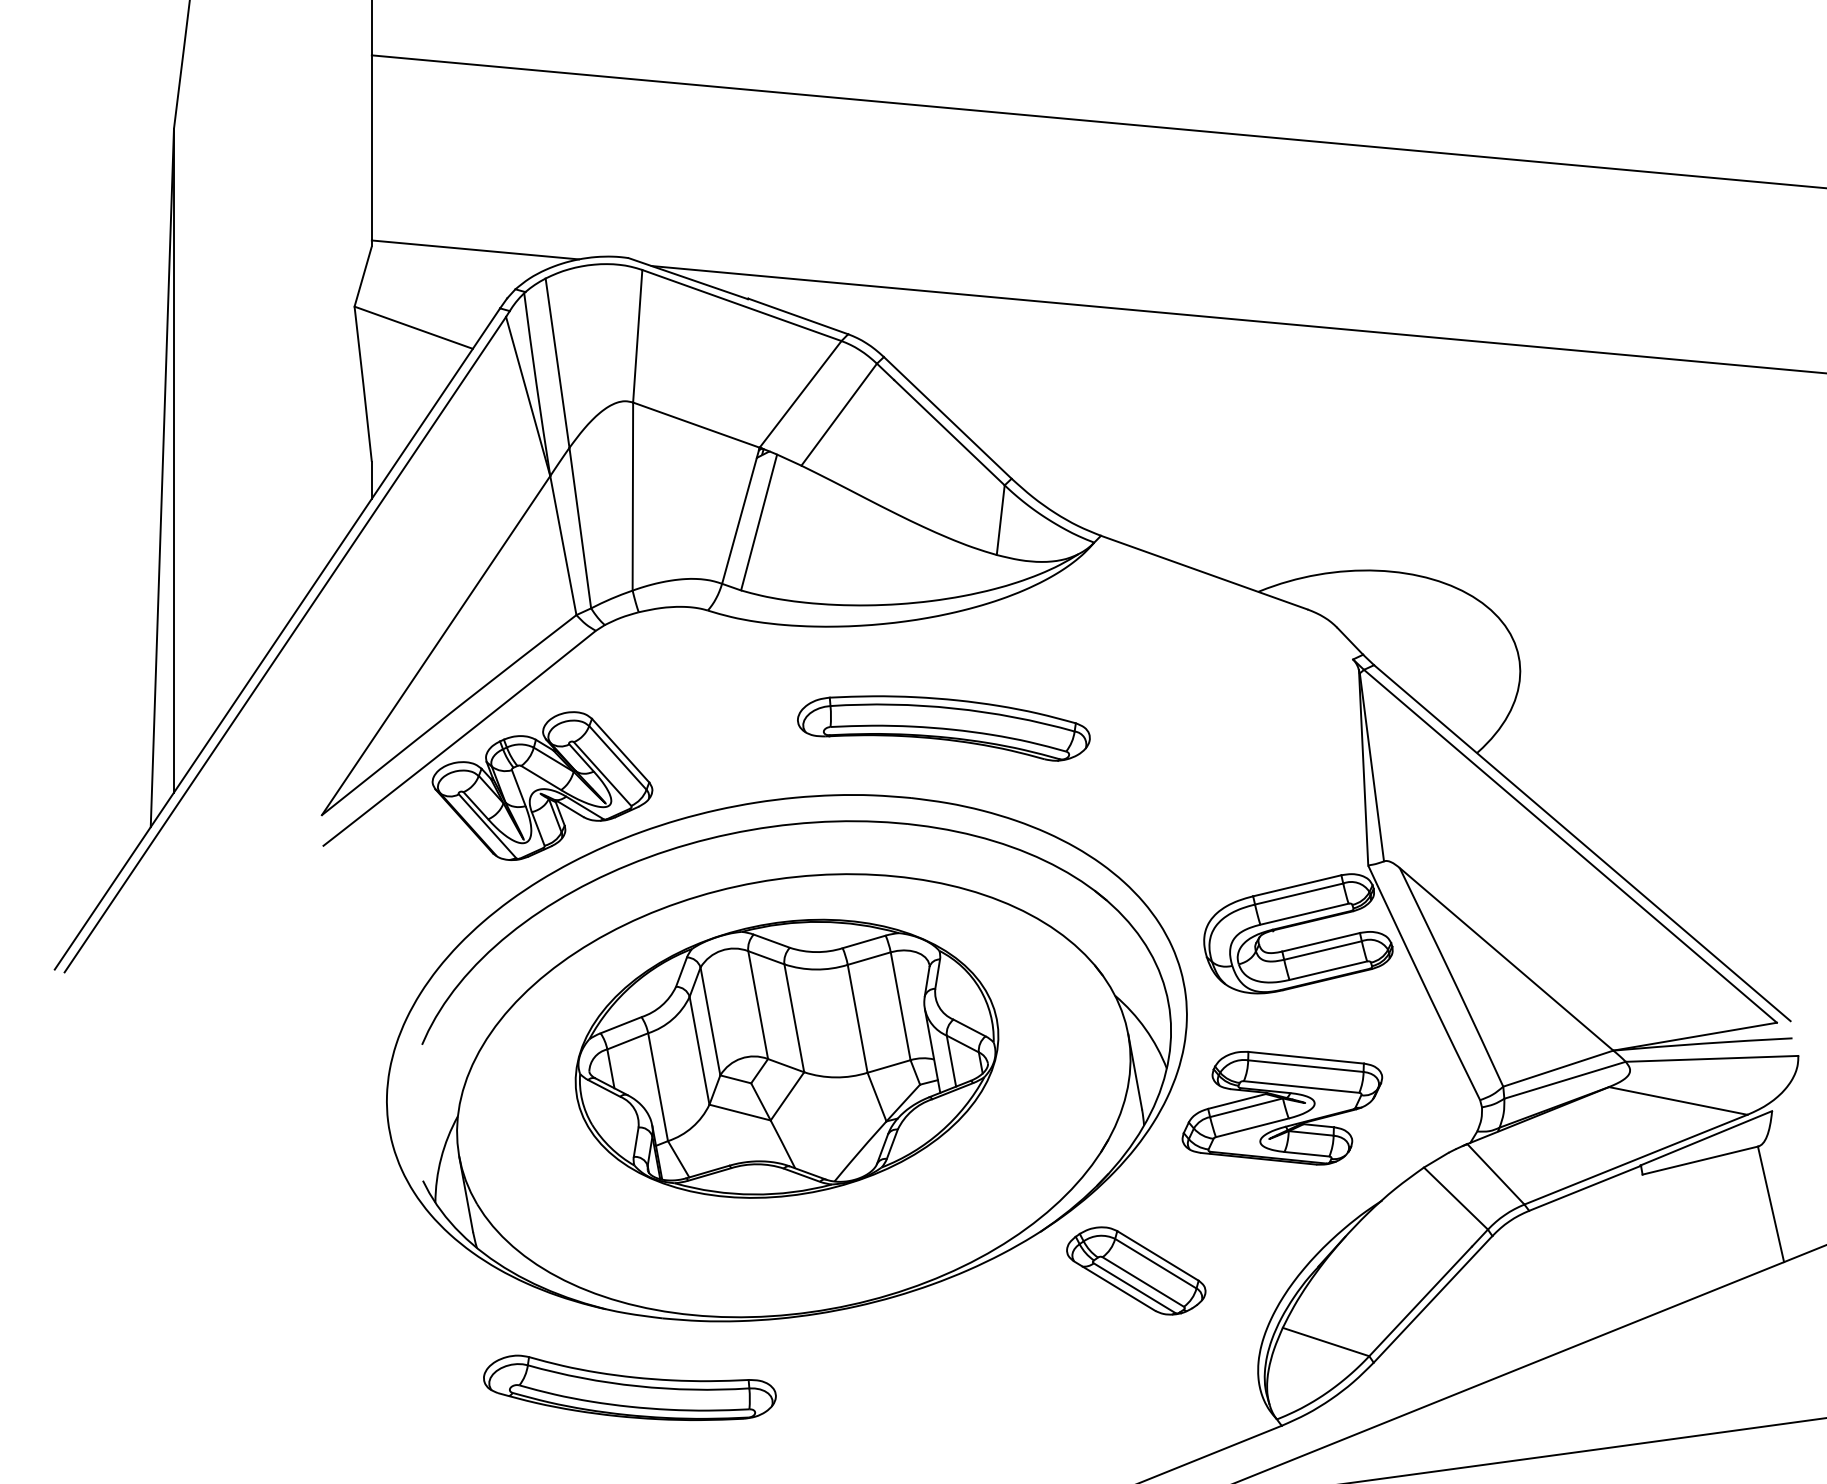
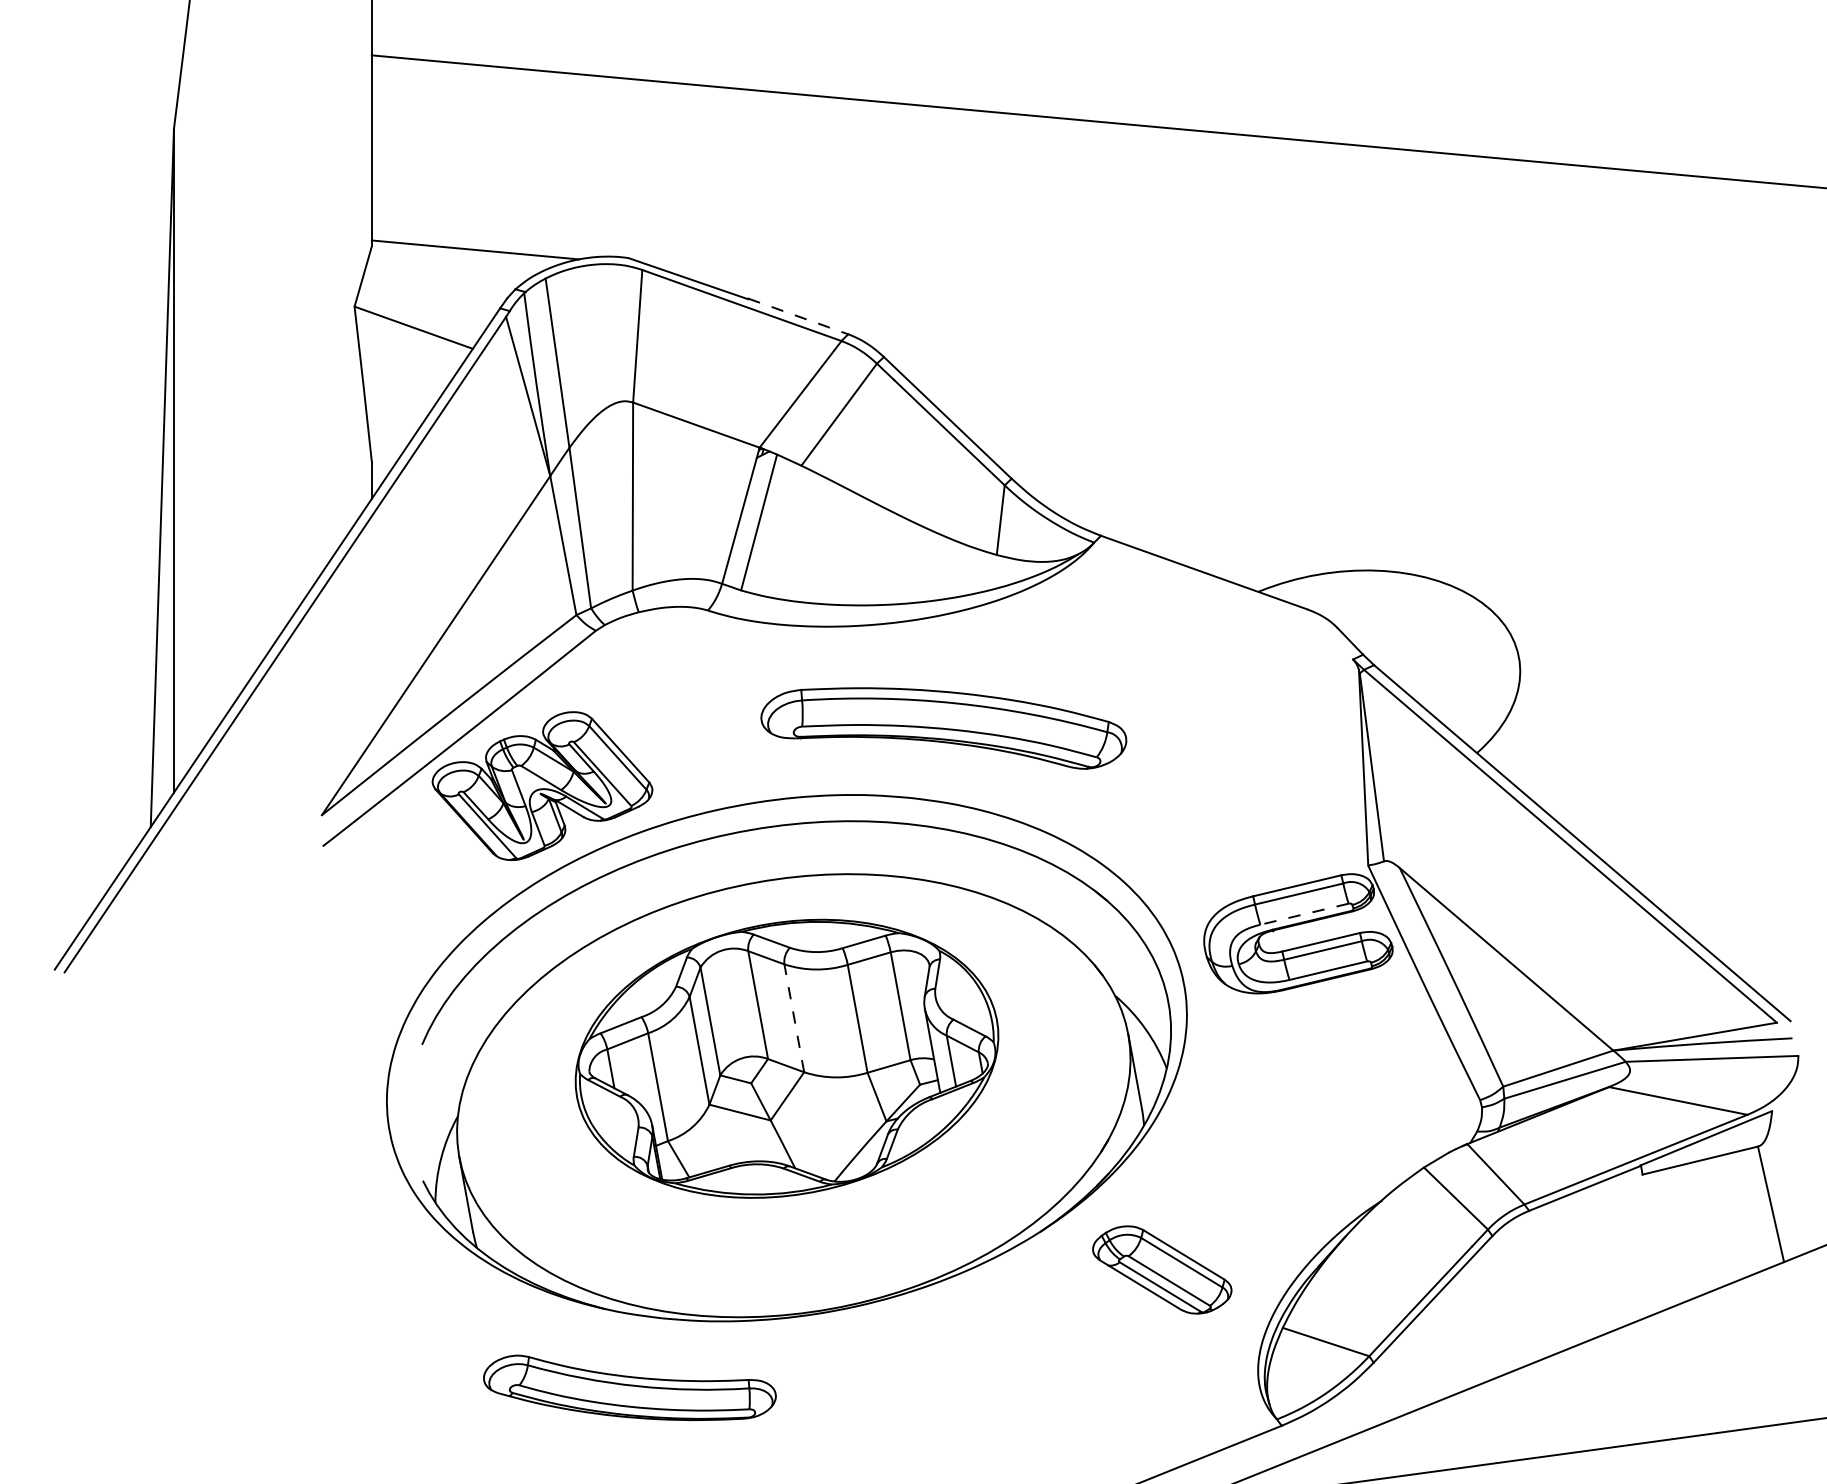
line: solid -> dashed (798, 316)
line: present -> none (1237, 319)
part size: 294x67 px -> 368x83 px (943, 728)
line: solid -> dashed (1303, 914)
line: solid -> dashed (794, 1018)
part: present -> none (1282, 1107)
part position: (1136, 1270) -> (1162, 1269) (1162, 1269)
